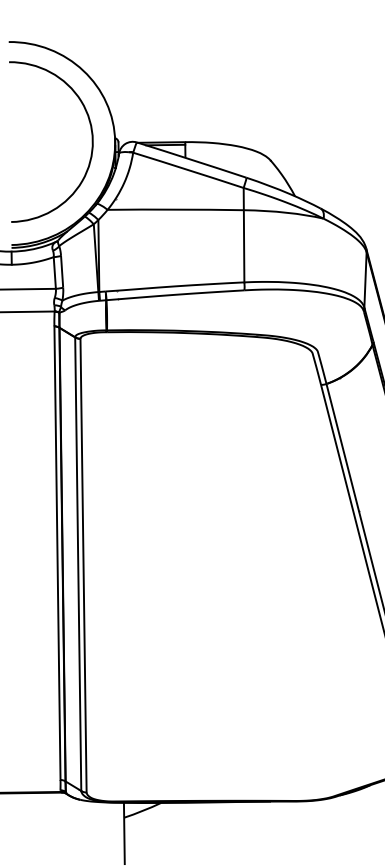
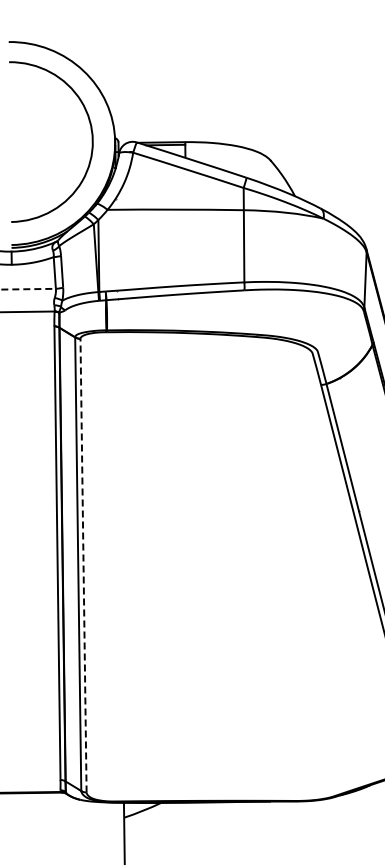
line: solid -> dashed (28, 289)
line: solid -> dashed (83, 565)
